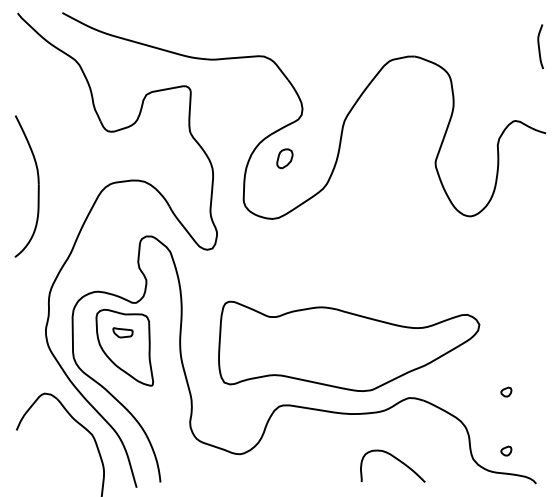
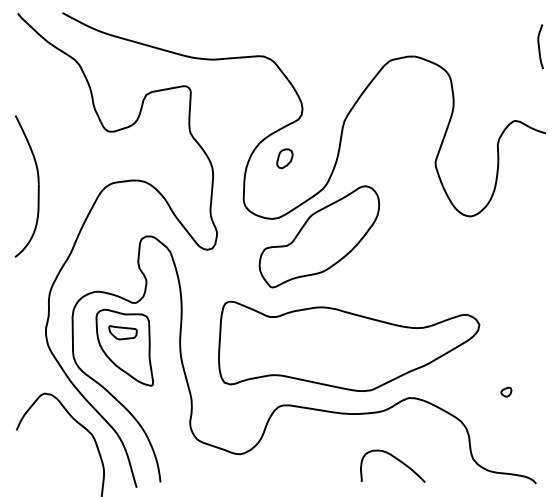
part: none -> present (319, 236)
part size: 22x12 px -> 30x16 px (122, 332)
part: present -> none (506, 450)
